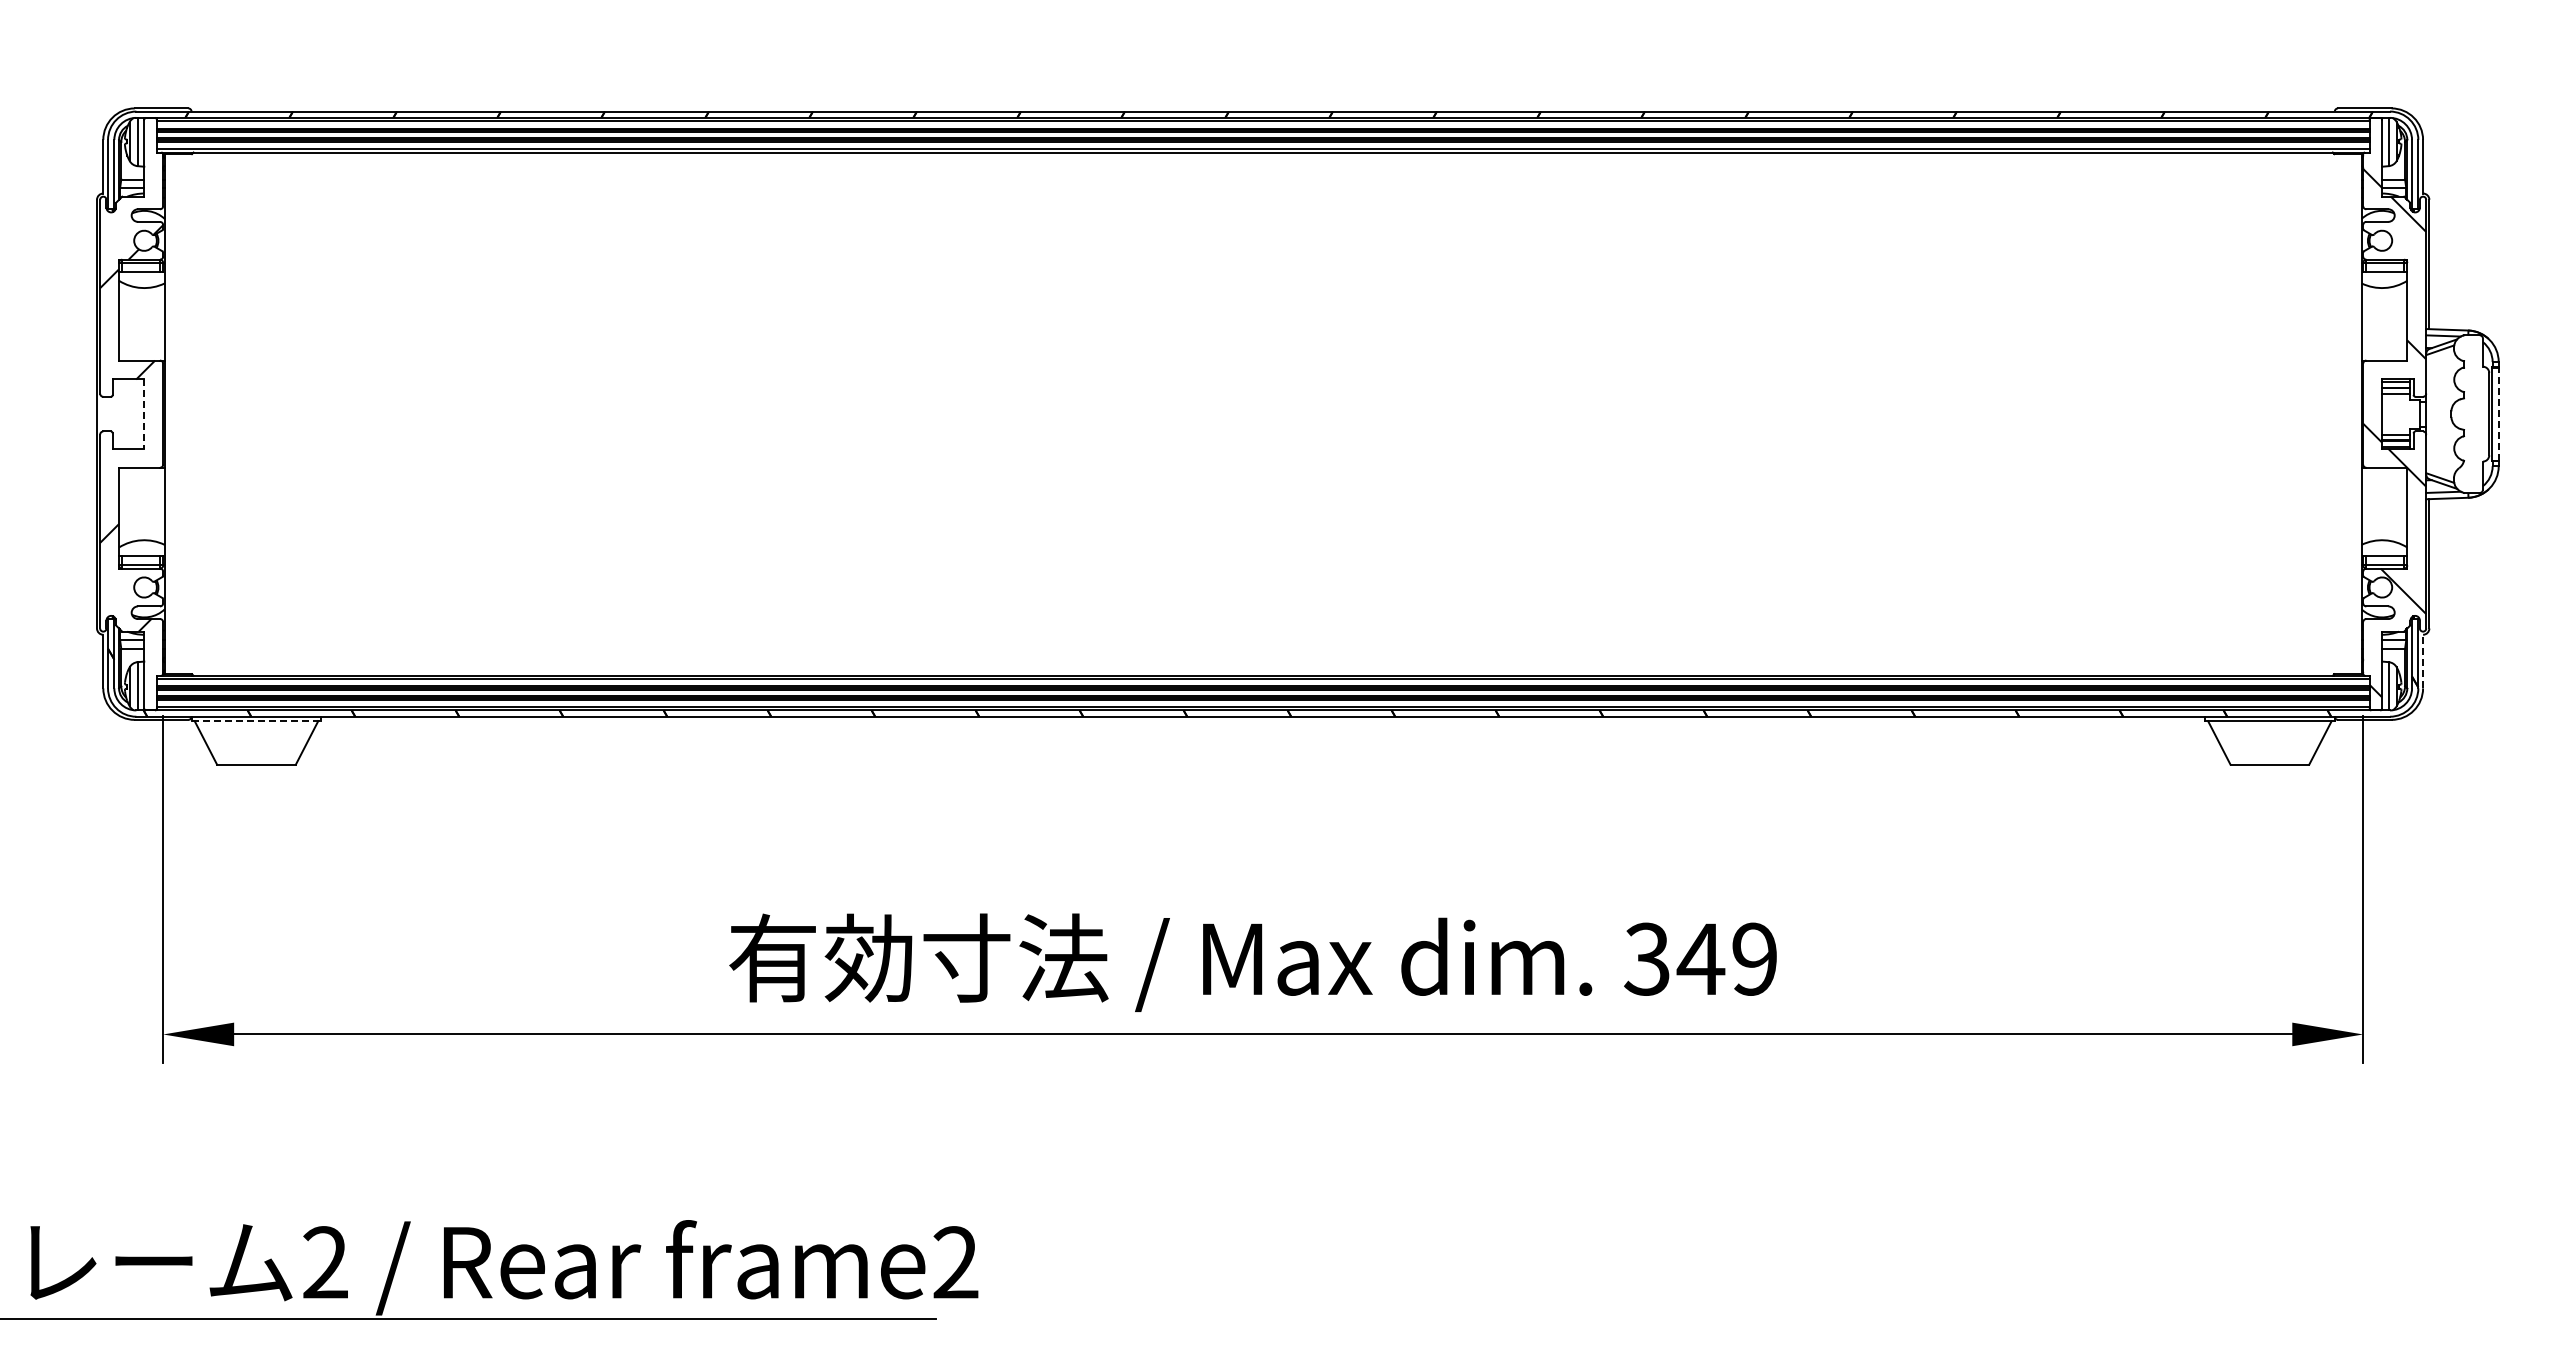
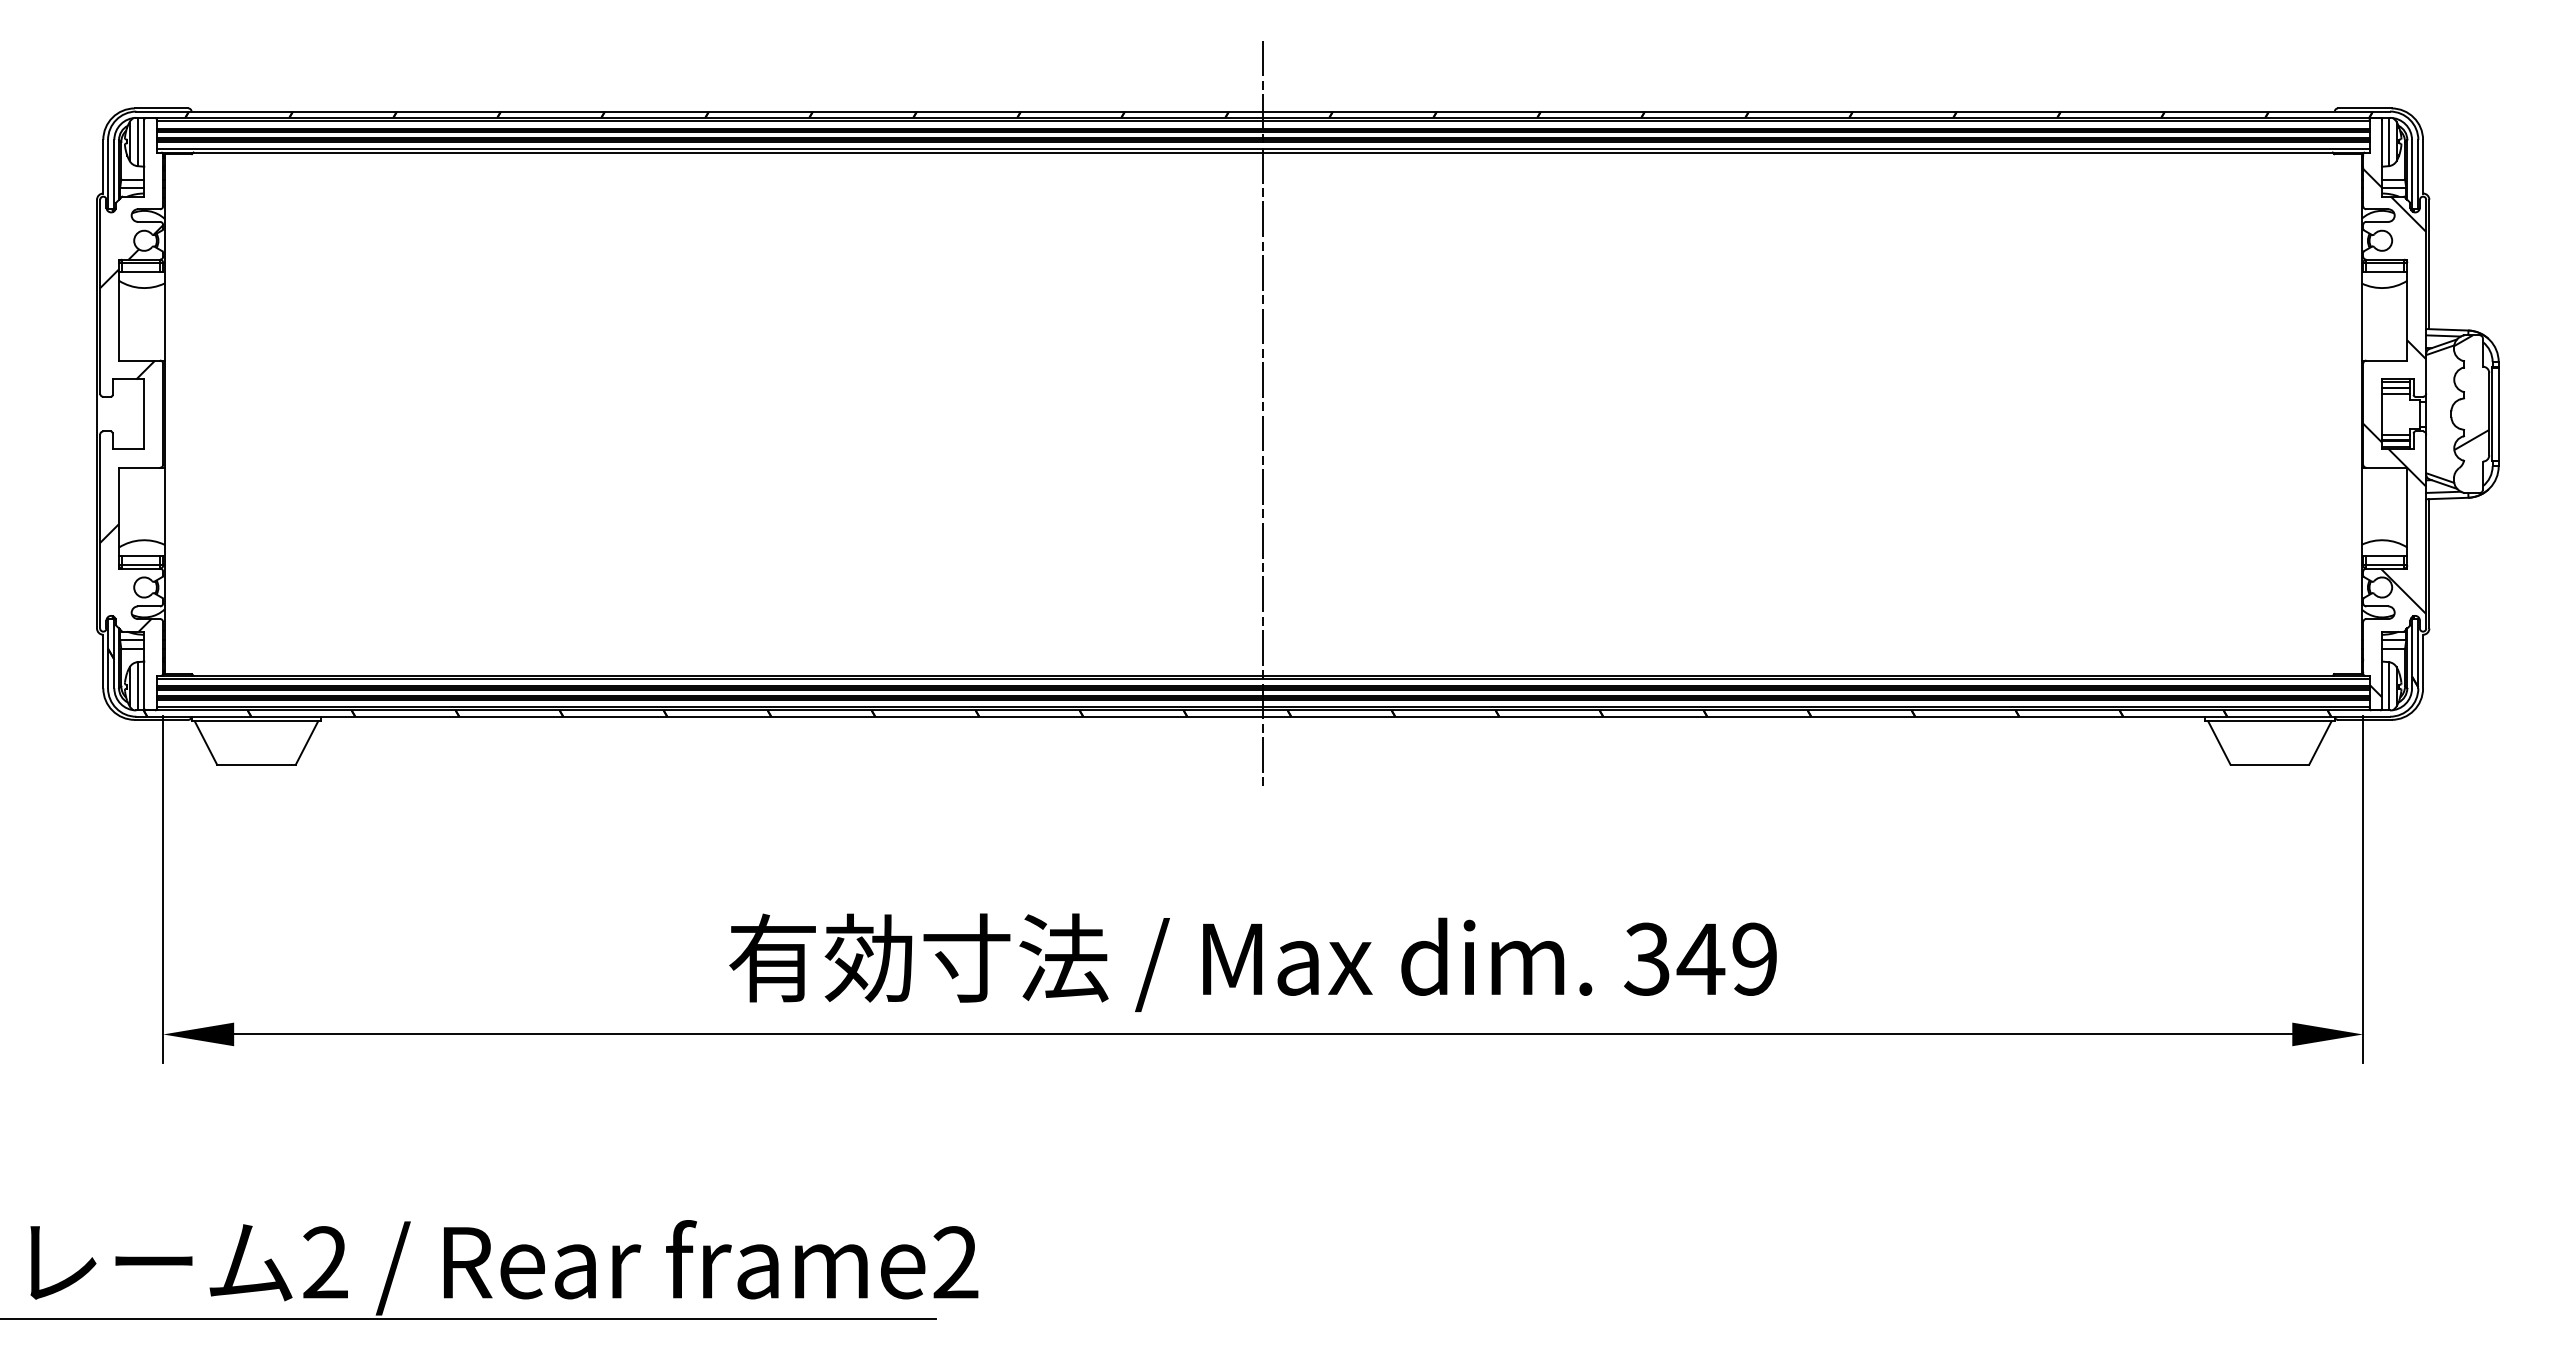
hatch: none -> present (2471, 392)
line: none -> present (1263, 413)
line: dashed -> solid (144, 414)
line: dashed -> solid (2498, 414)
line: dashed -> solid (2423, 661)
line: dashed -> solid (256, 721)
